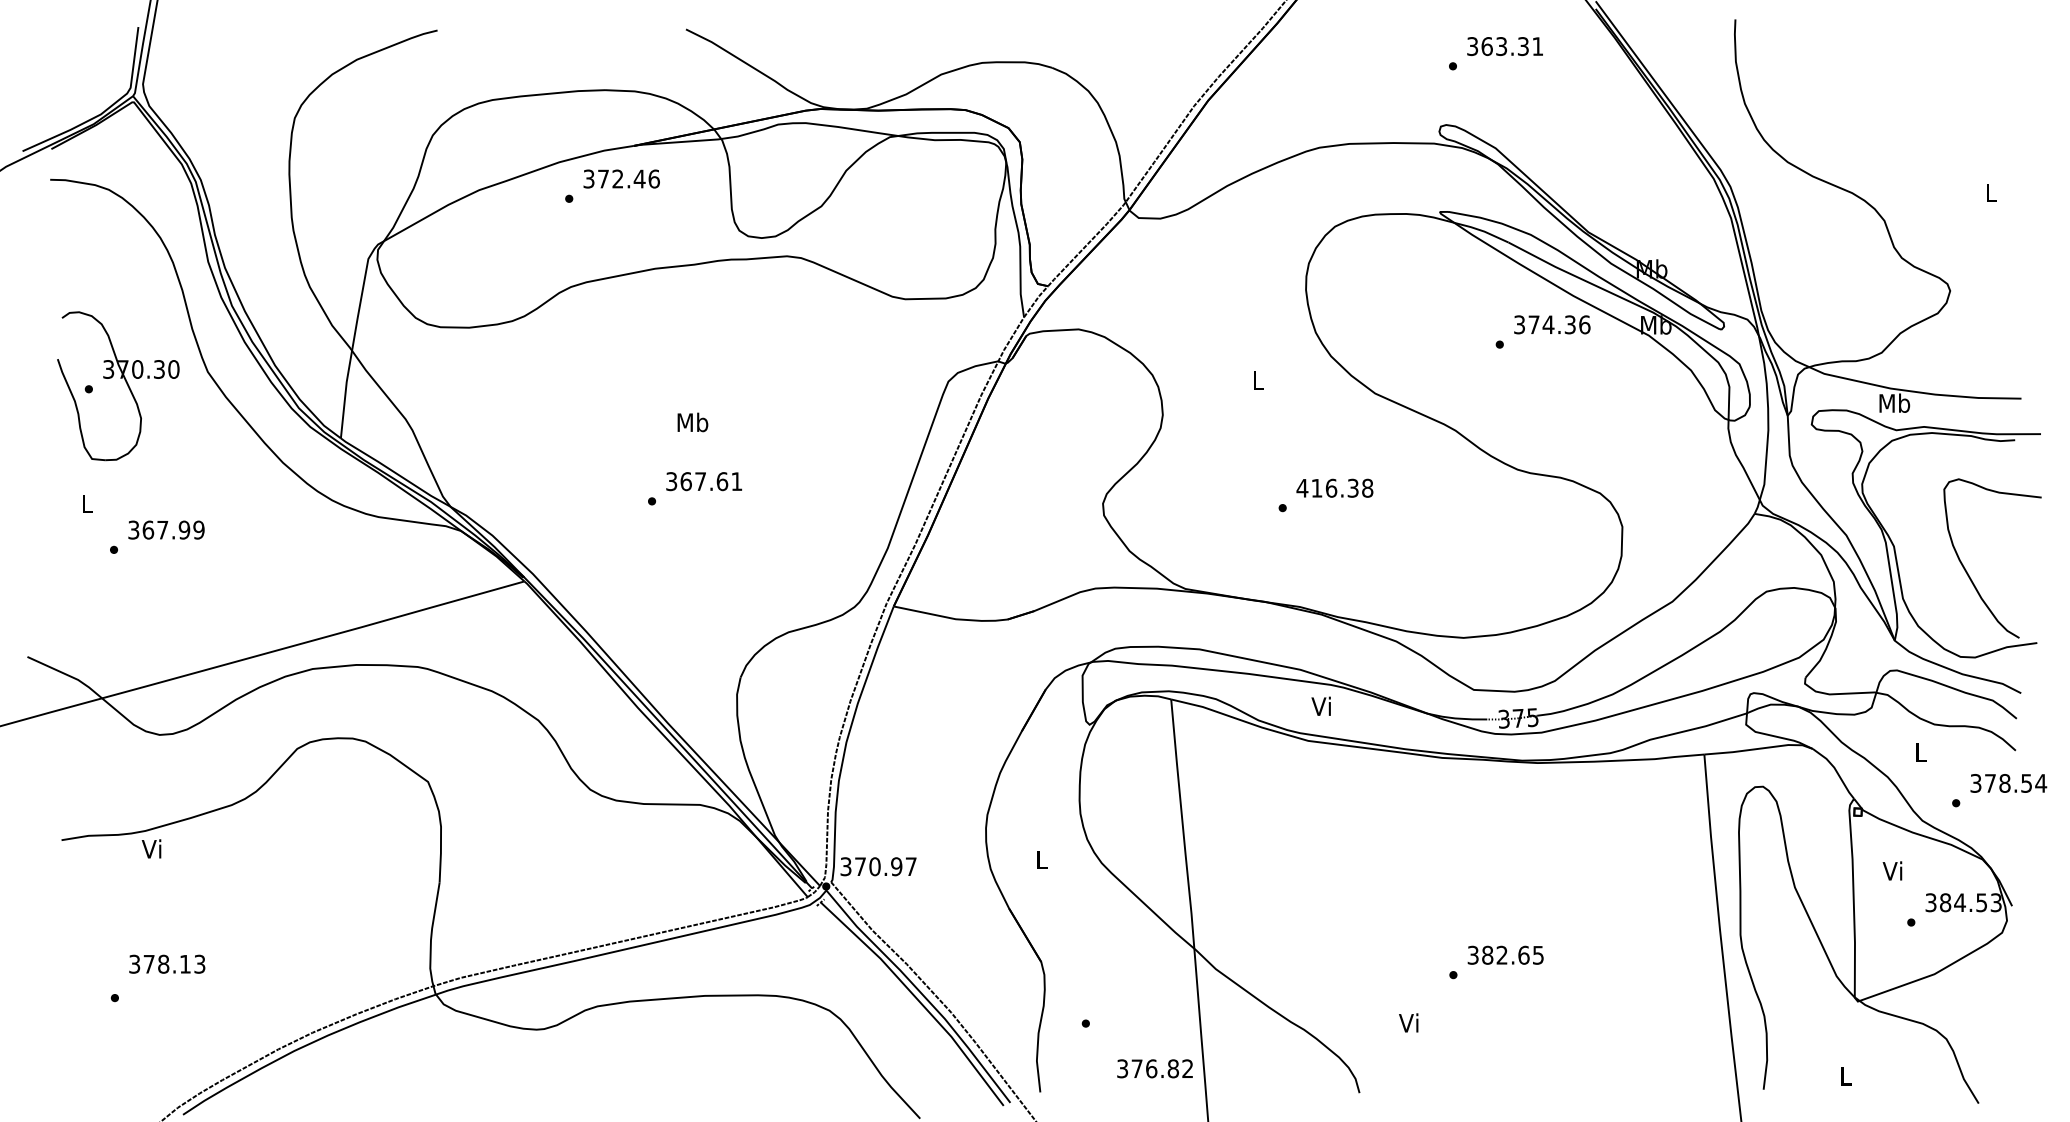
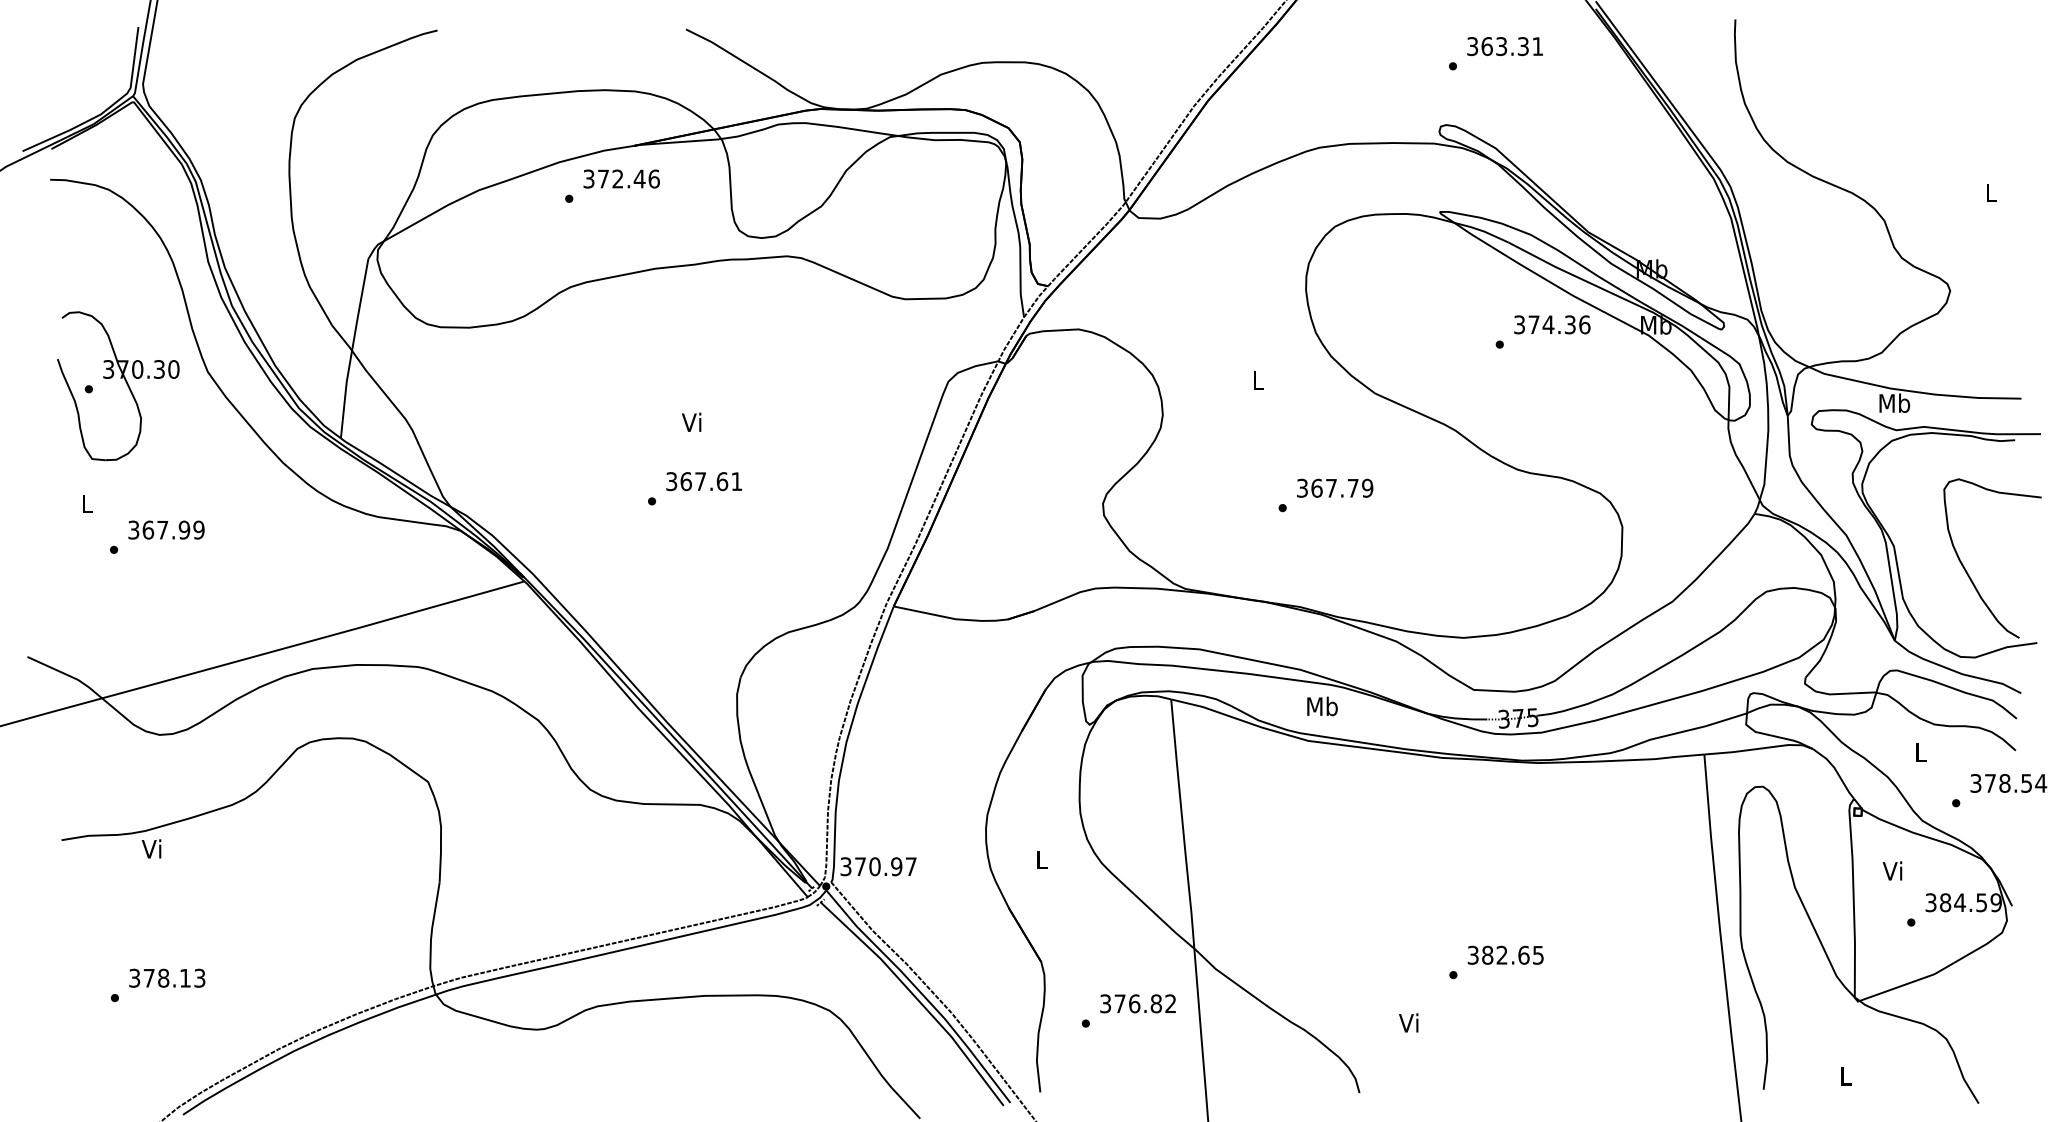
text: Mb -> Vi (692, 422)
text: 416.38 -> 367.79 (1334, 487)
text: Vi -> Mb (1322, 706)
text: 384.53 -> 384.59 (1995, 902)
text position: (167, 963) -> (167, 977) (167, 977)
text position: (1154, 1068) -> (1137, 1003) (1137, 1003)
